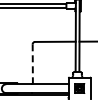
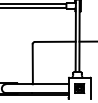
line: dashed -> solid (32, 64)
